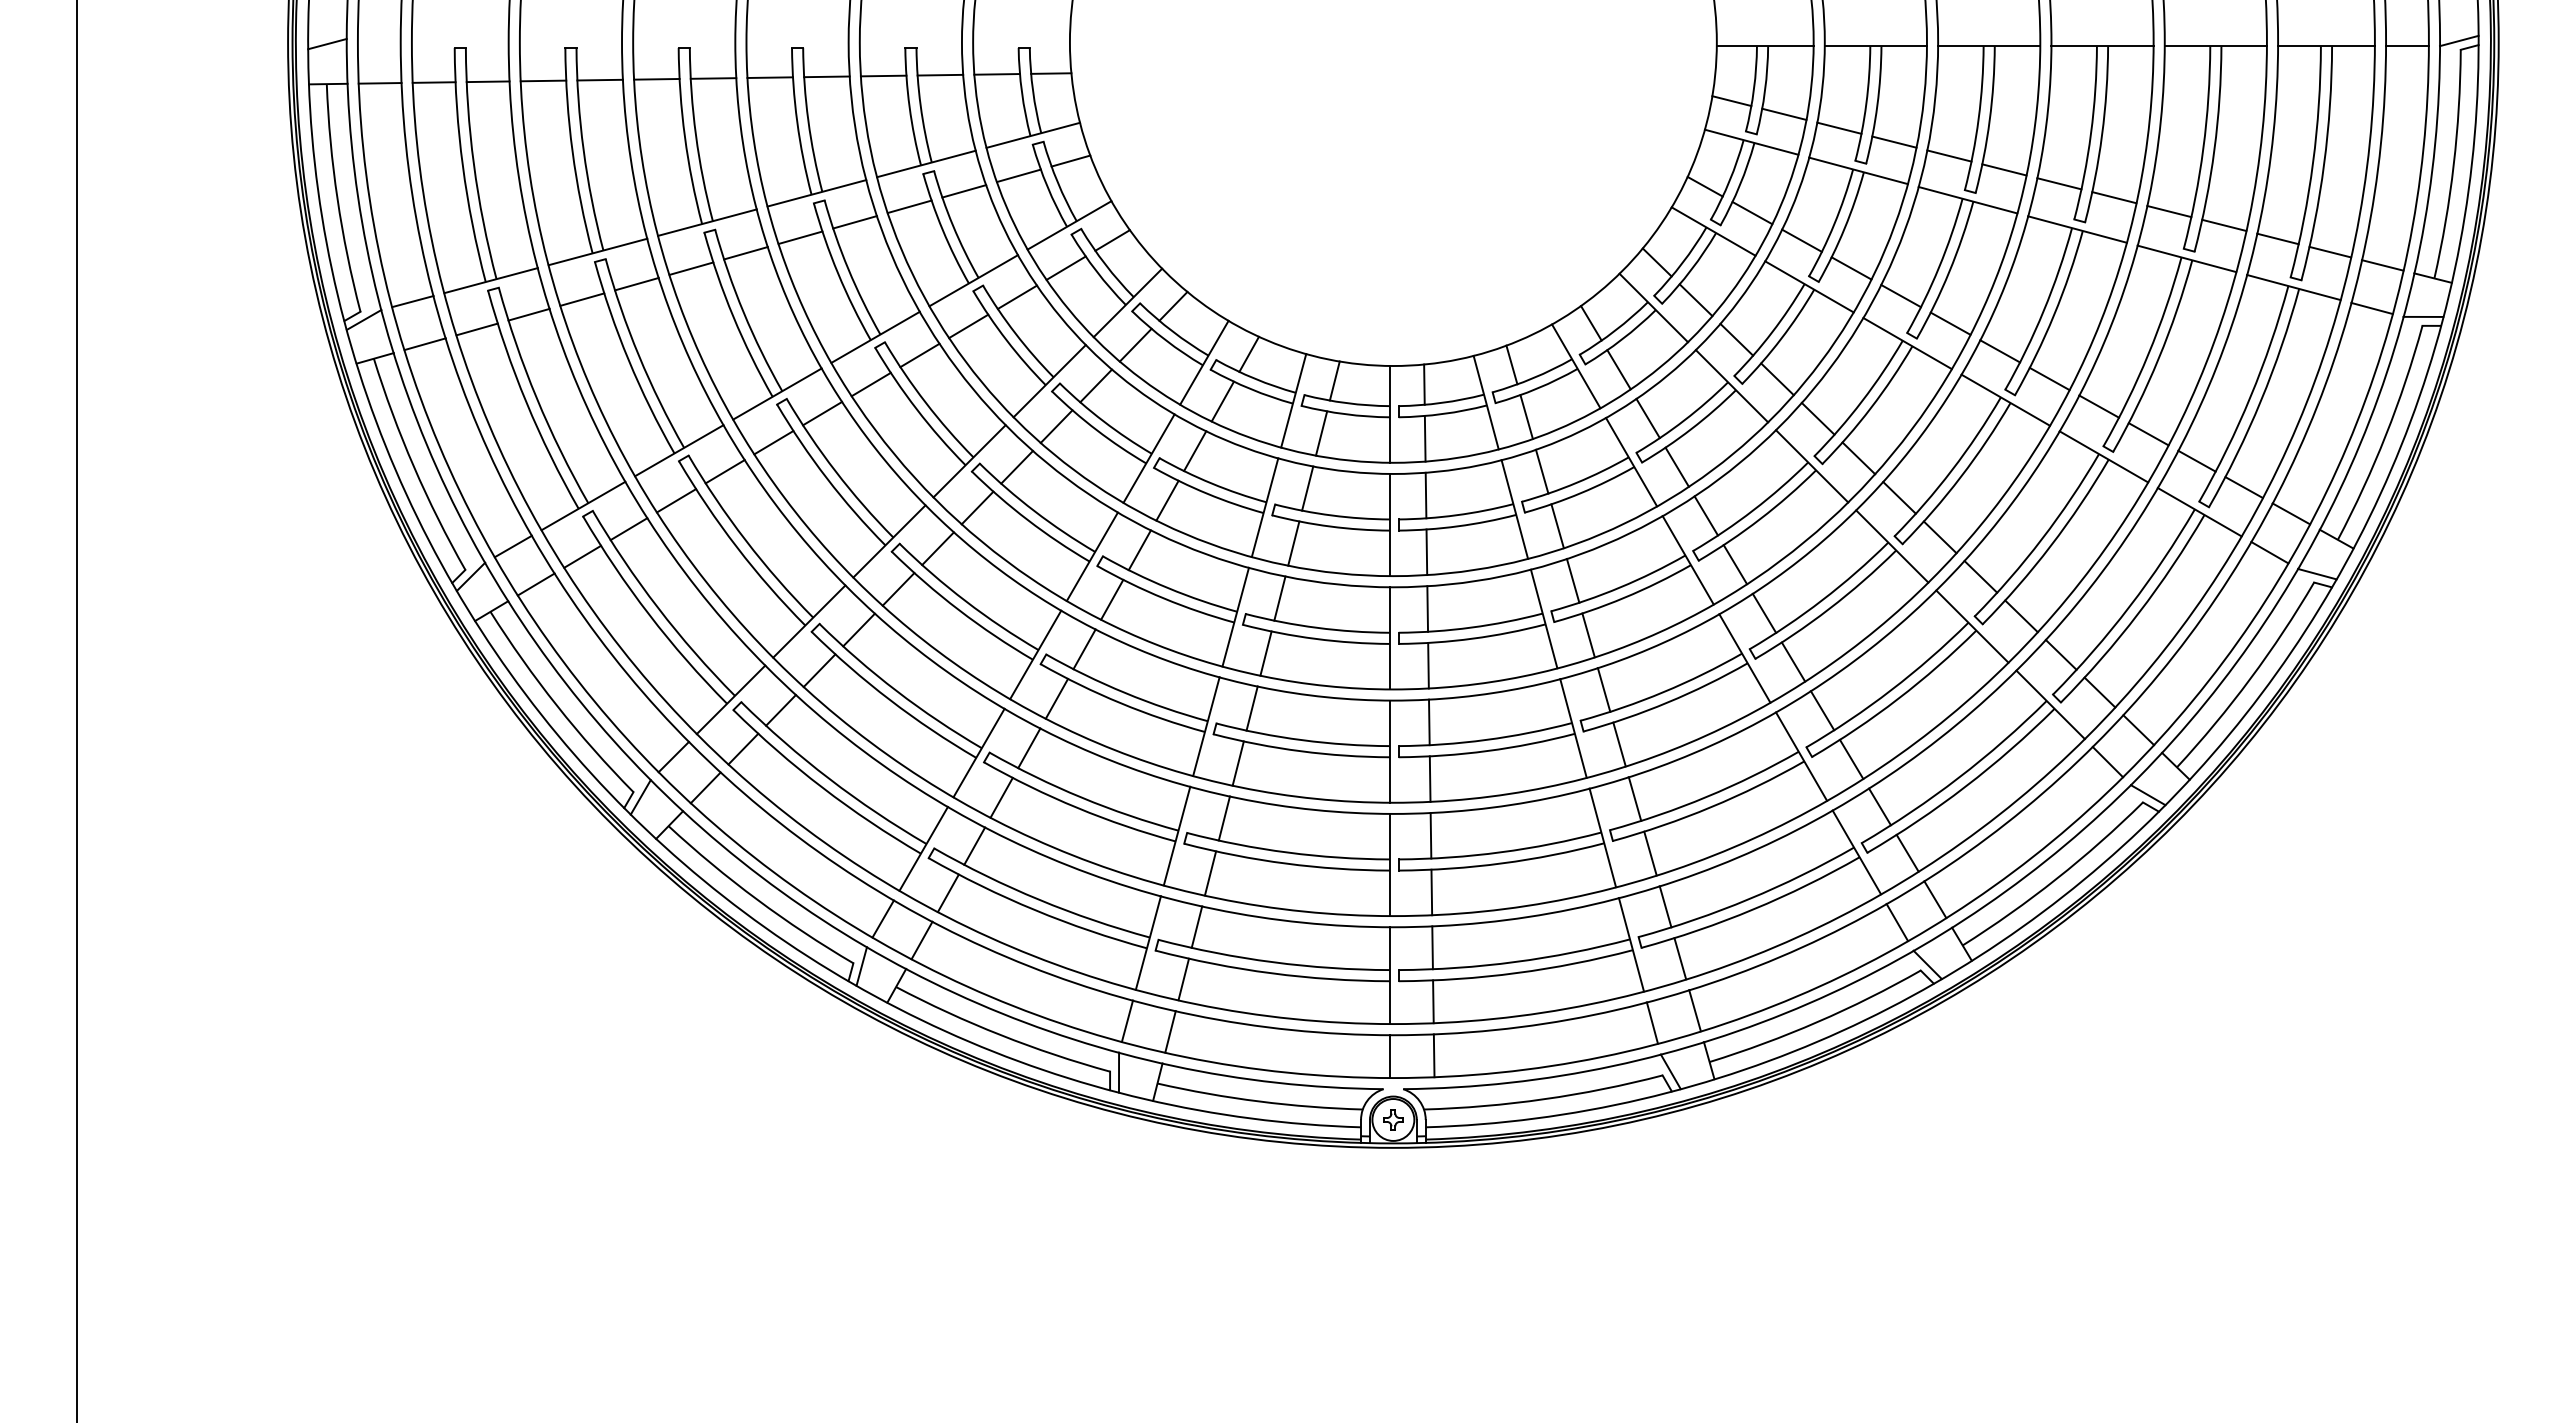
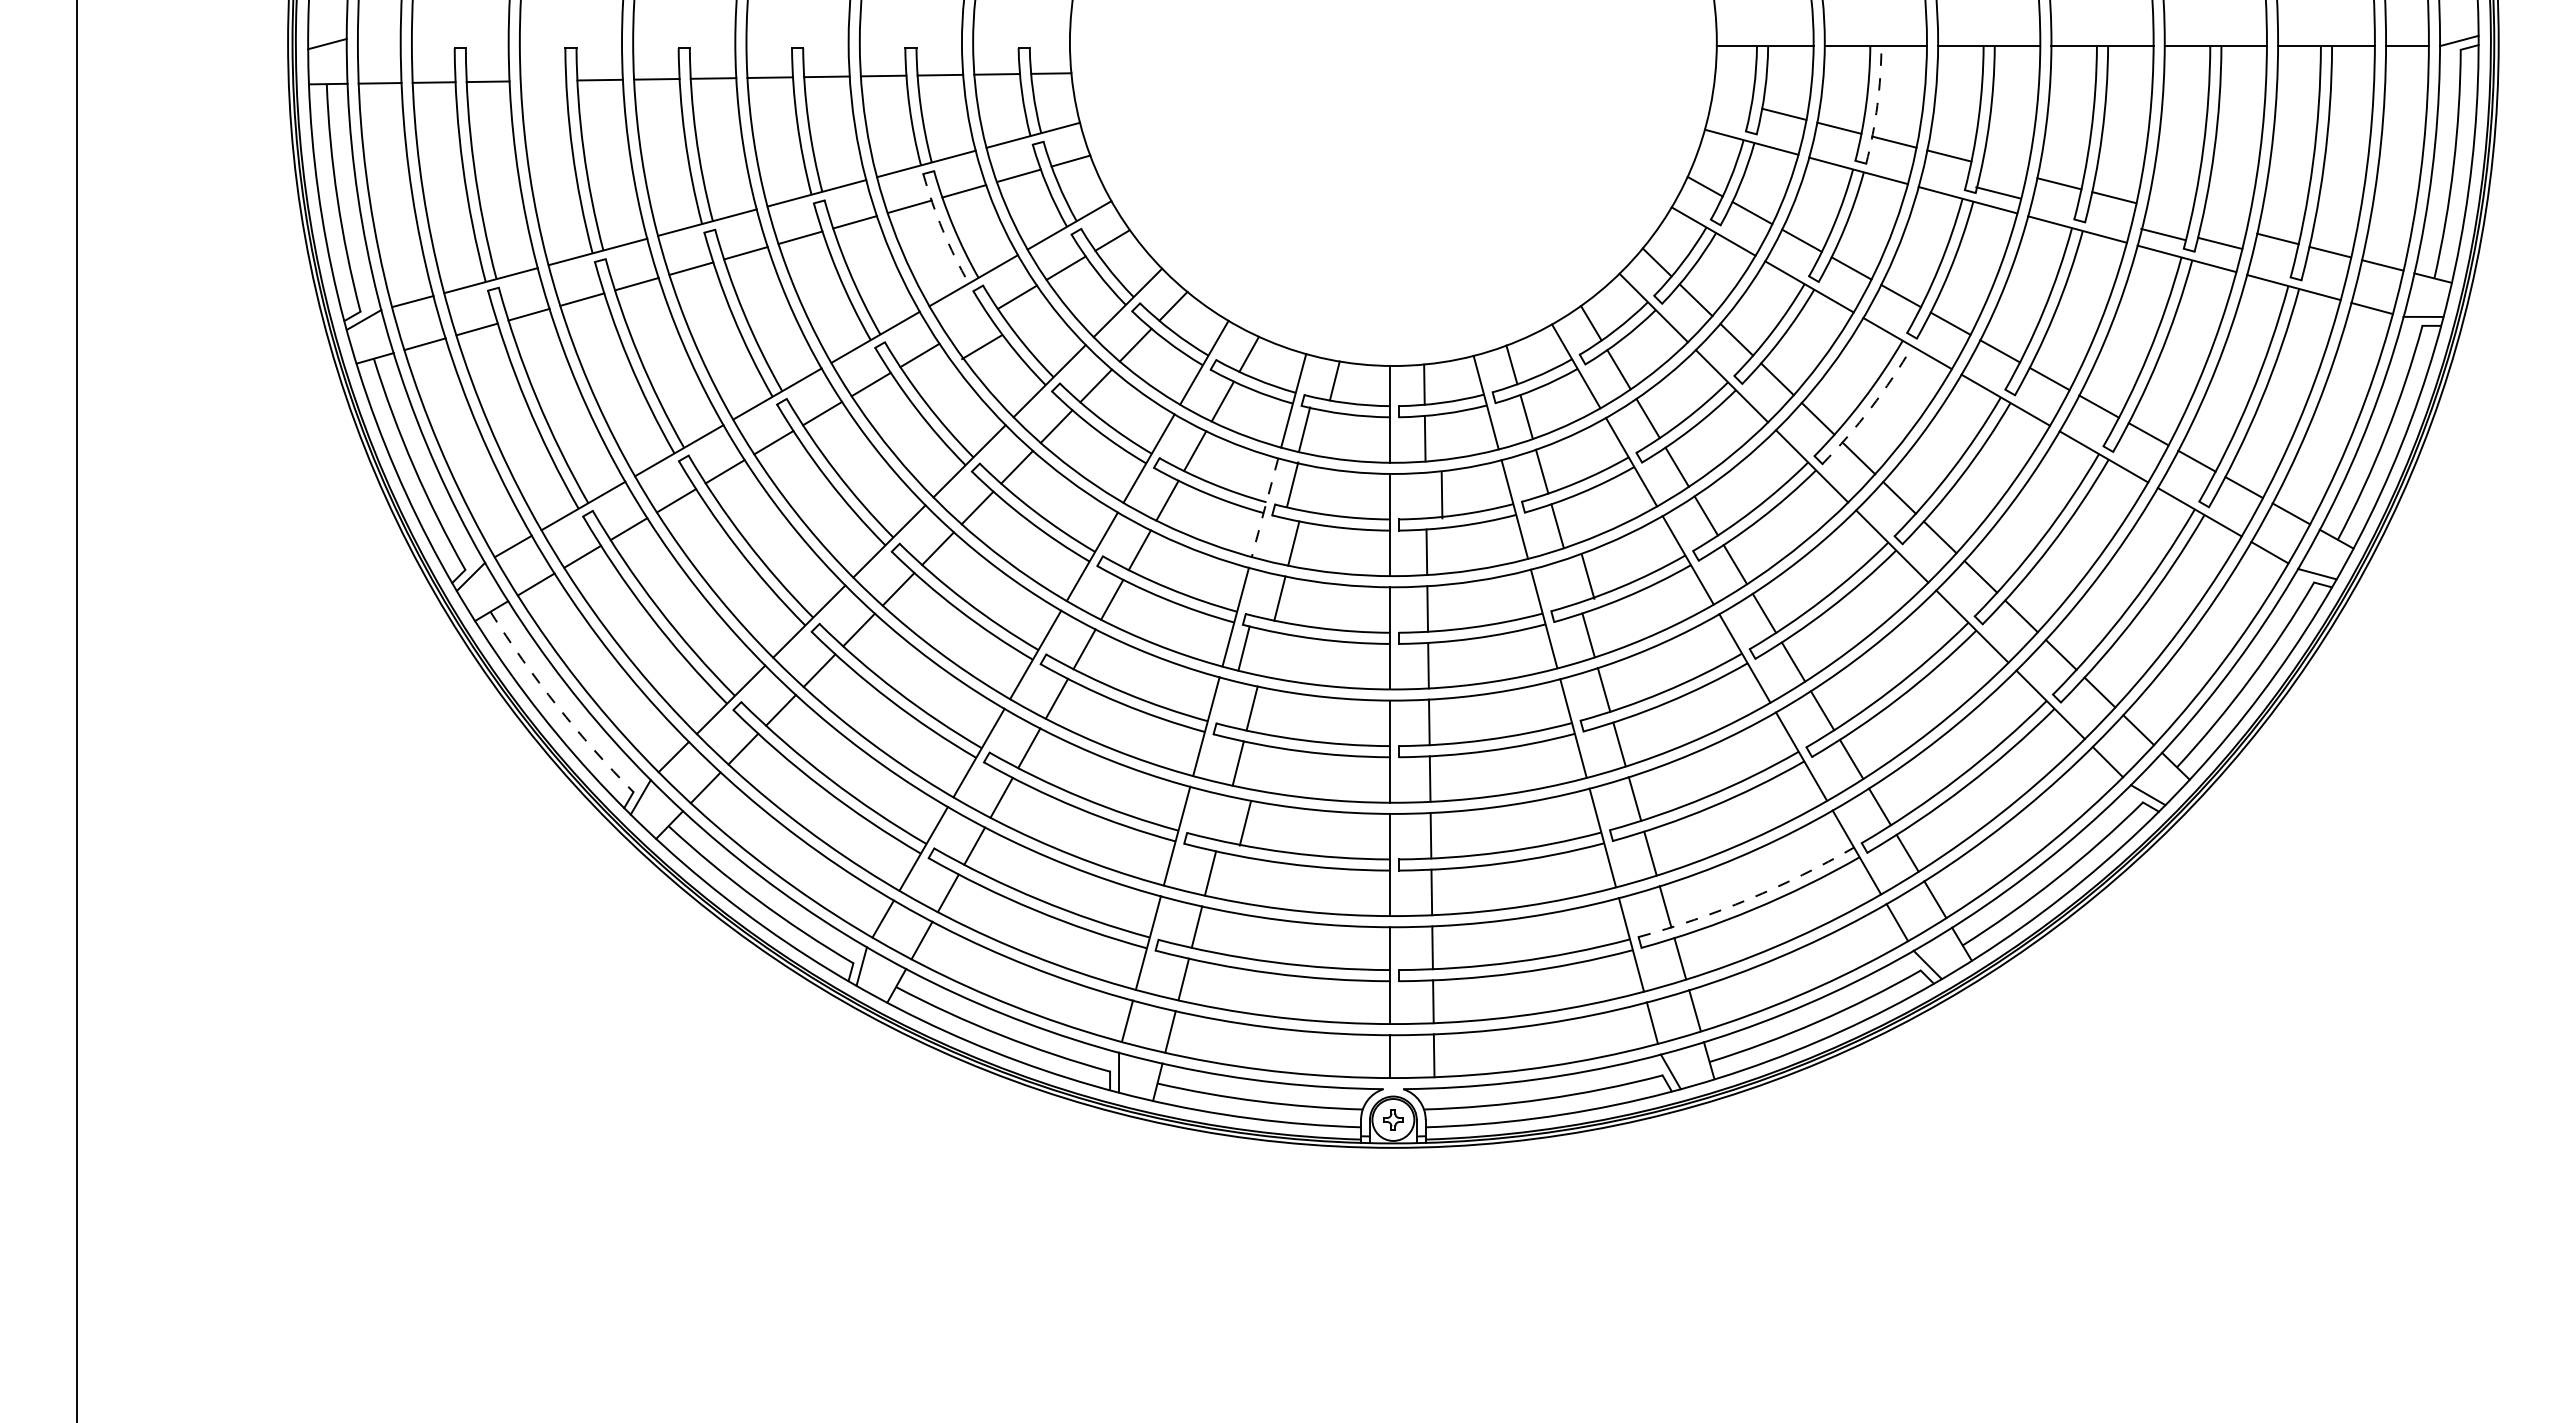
line: present -> none (543, 80)
line: present -> none (1731, 101)
arc: solid -> dashed (1877, 105)
line position: (2004, 169) -> (1998, 192) (1998, 192)
line position: (2169, 211) -> (2163, 234) (2163, 234)
line position: (2224, 225) -> (2220, 243) (2220, 243)
arc: solid -> dashed (942, 230)
line position: (968, 326) -> (981, 347) (981, 347)
arc: solid -> dashed (1871, 407)
line position: (1321, 433) -> (1304, 429) (1304, 429)
line position: (1307, 488) -> (1292, 484) (1292, 484)
line position: (1425, 495) -> (1441, 495) (1441, 495)
line: solid -> dashed (1264, 508)
line position: (1572, 580) -> (1587, 576) (1587, 576)
line position: (1265, 653) -> (1243, 648) (1243, 648)
arc: solid -> dashed (557, 705)
line position: (1223, 818) -> (1244, 823) (1244, 823)
arc: solid -> dashed (1749, 899)
